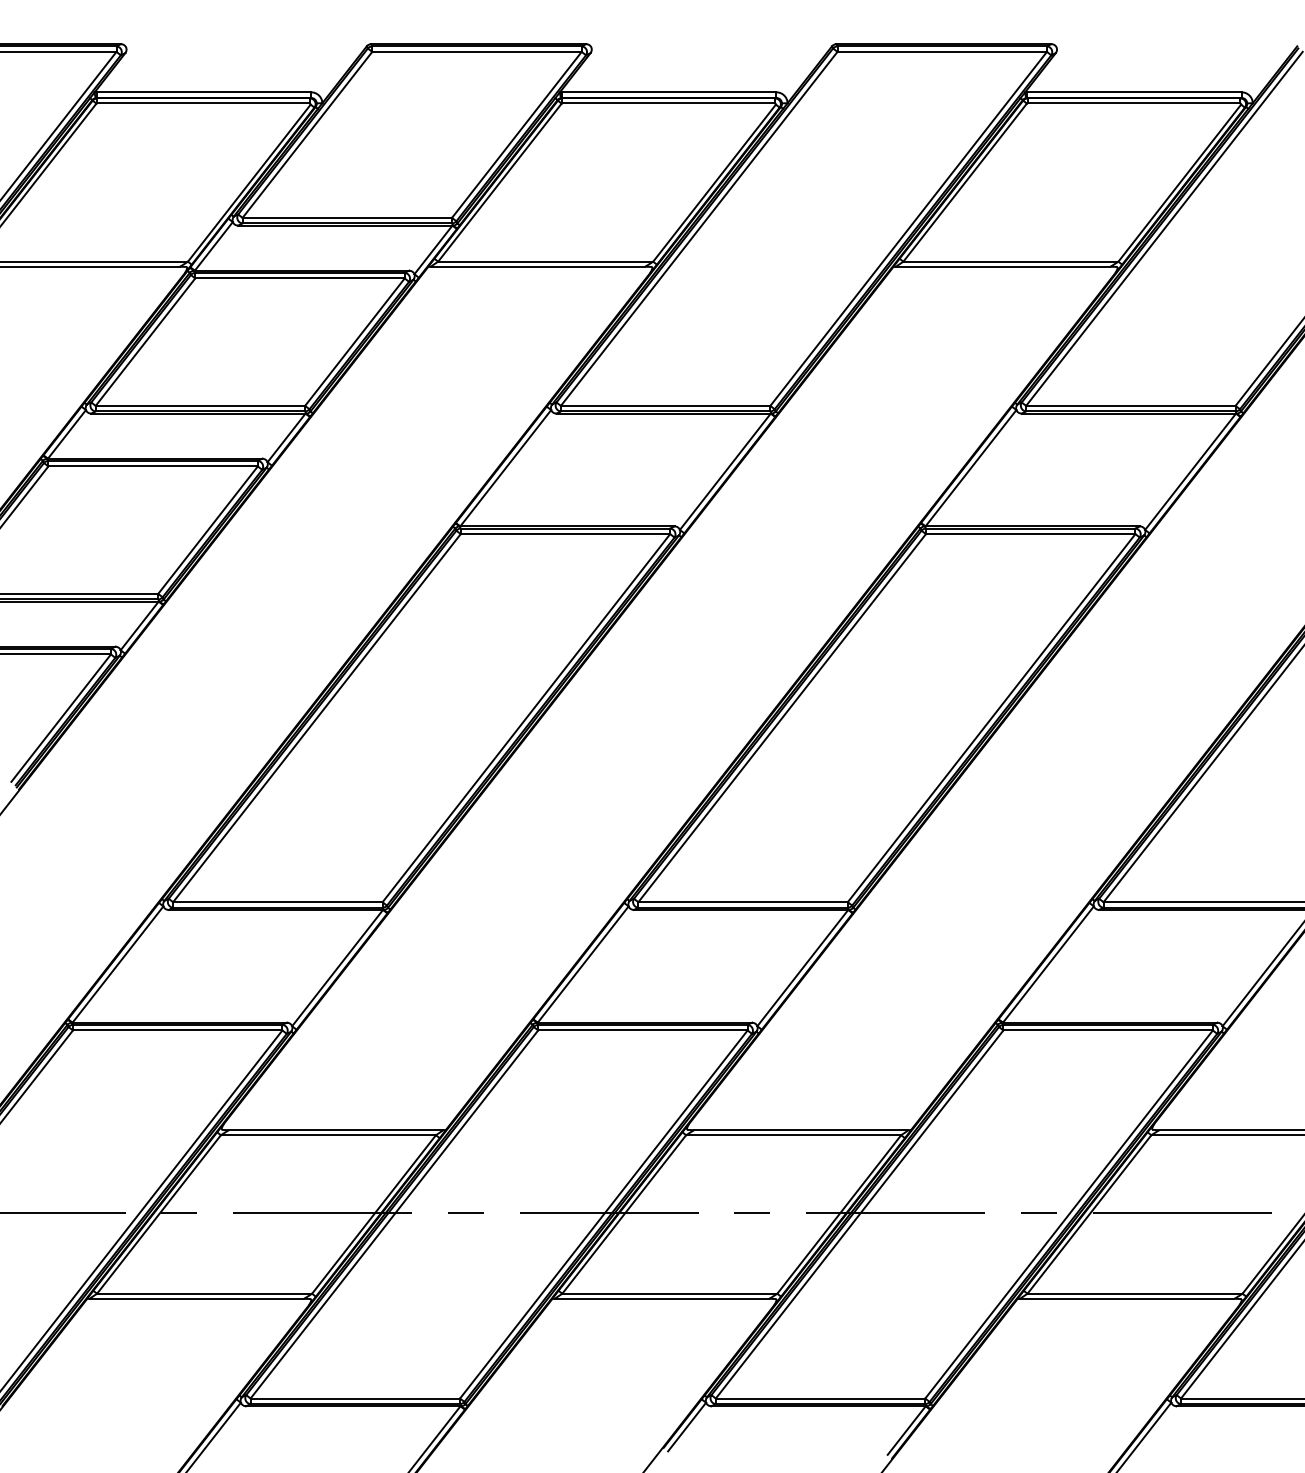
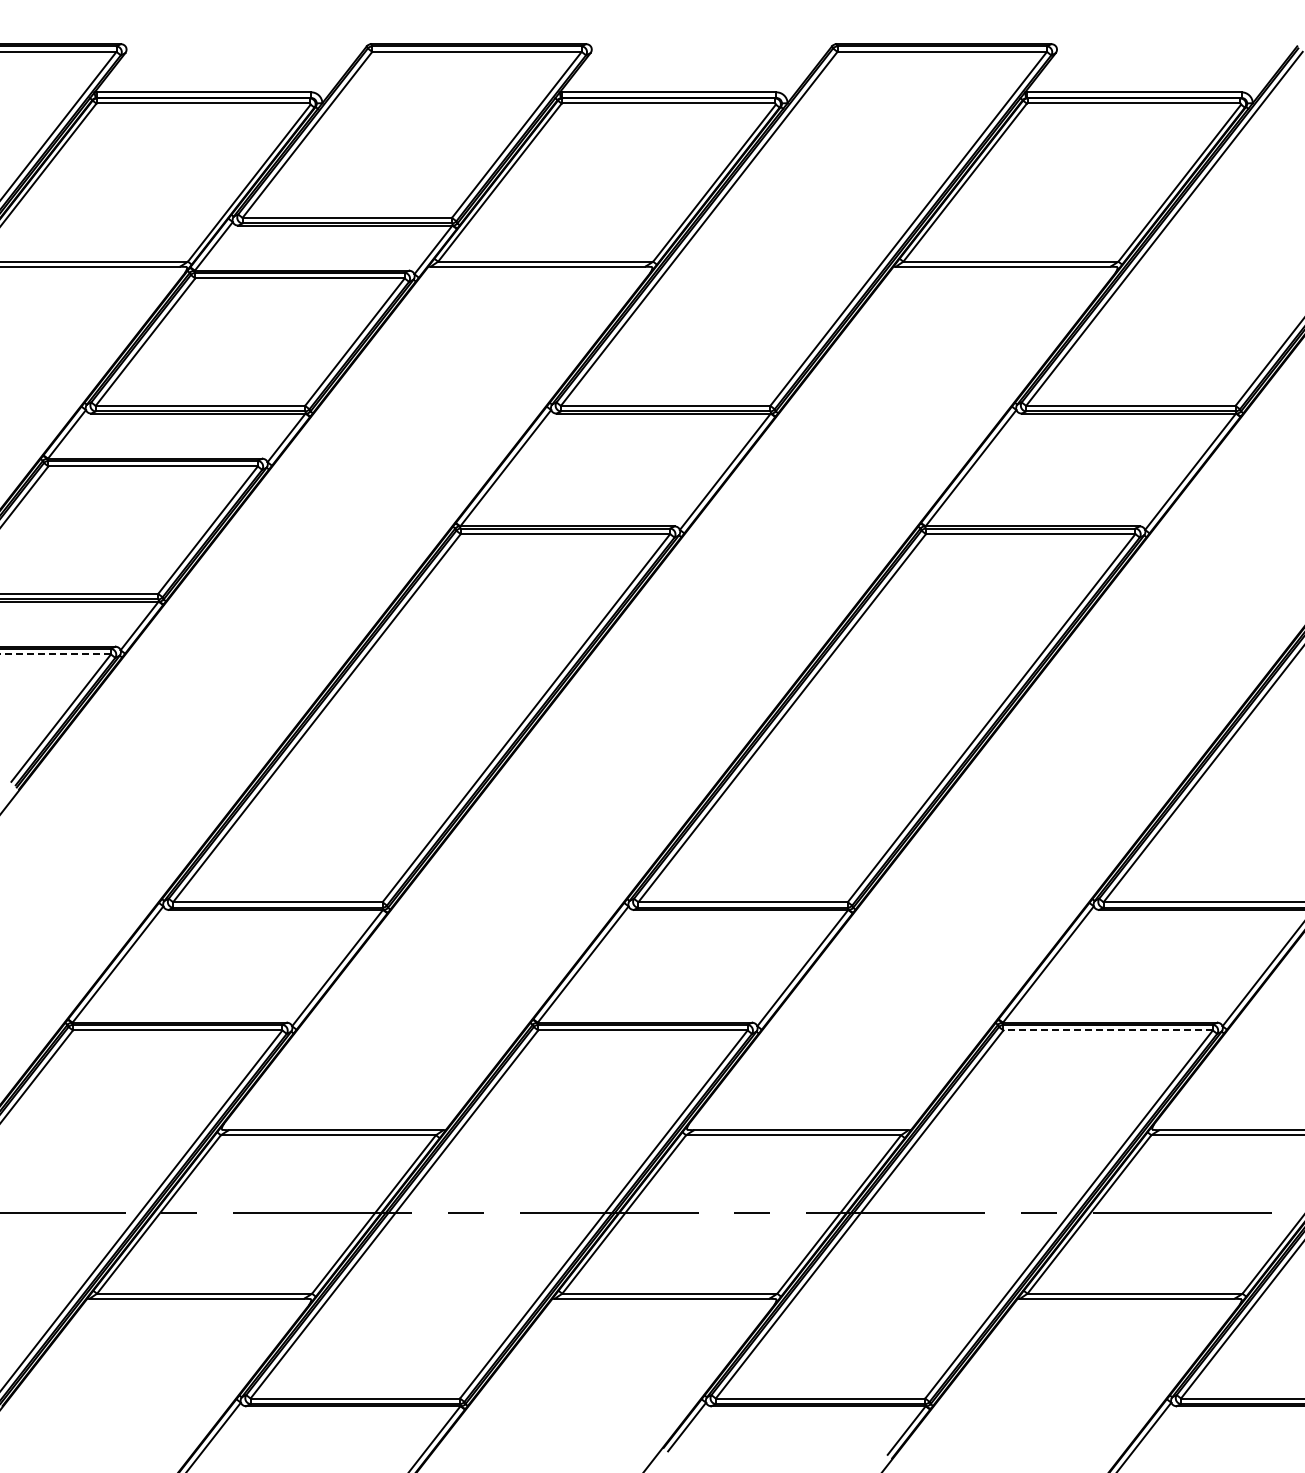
line: solid -> dashed (55, 654)
line: solid -> dashed (1108, 1030)
